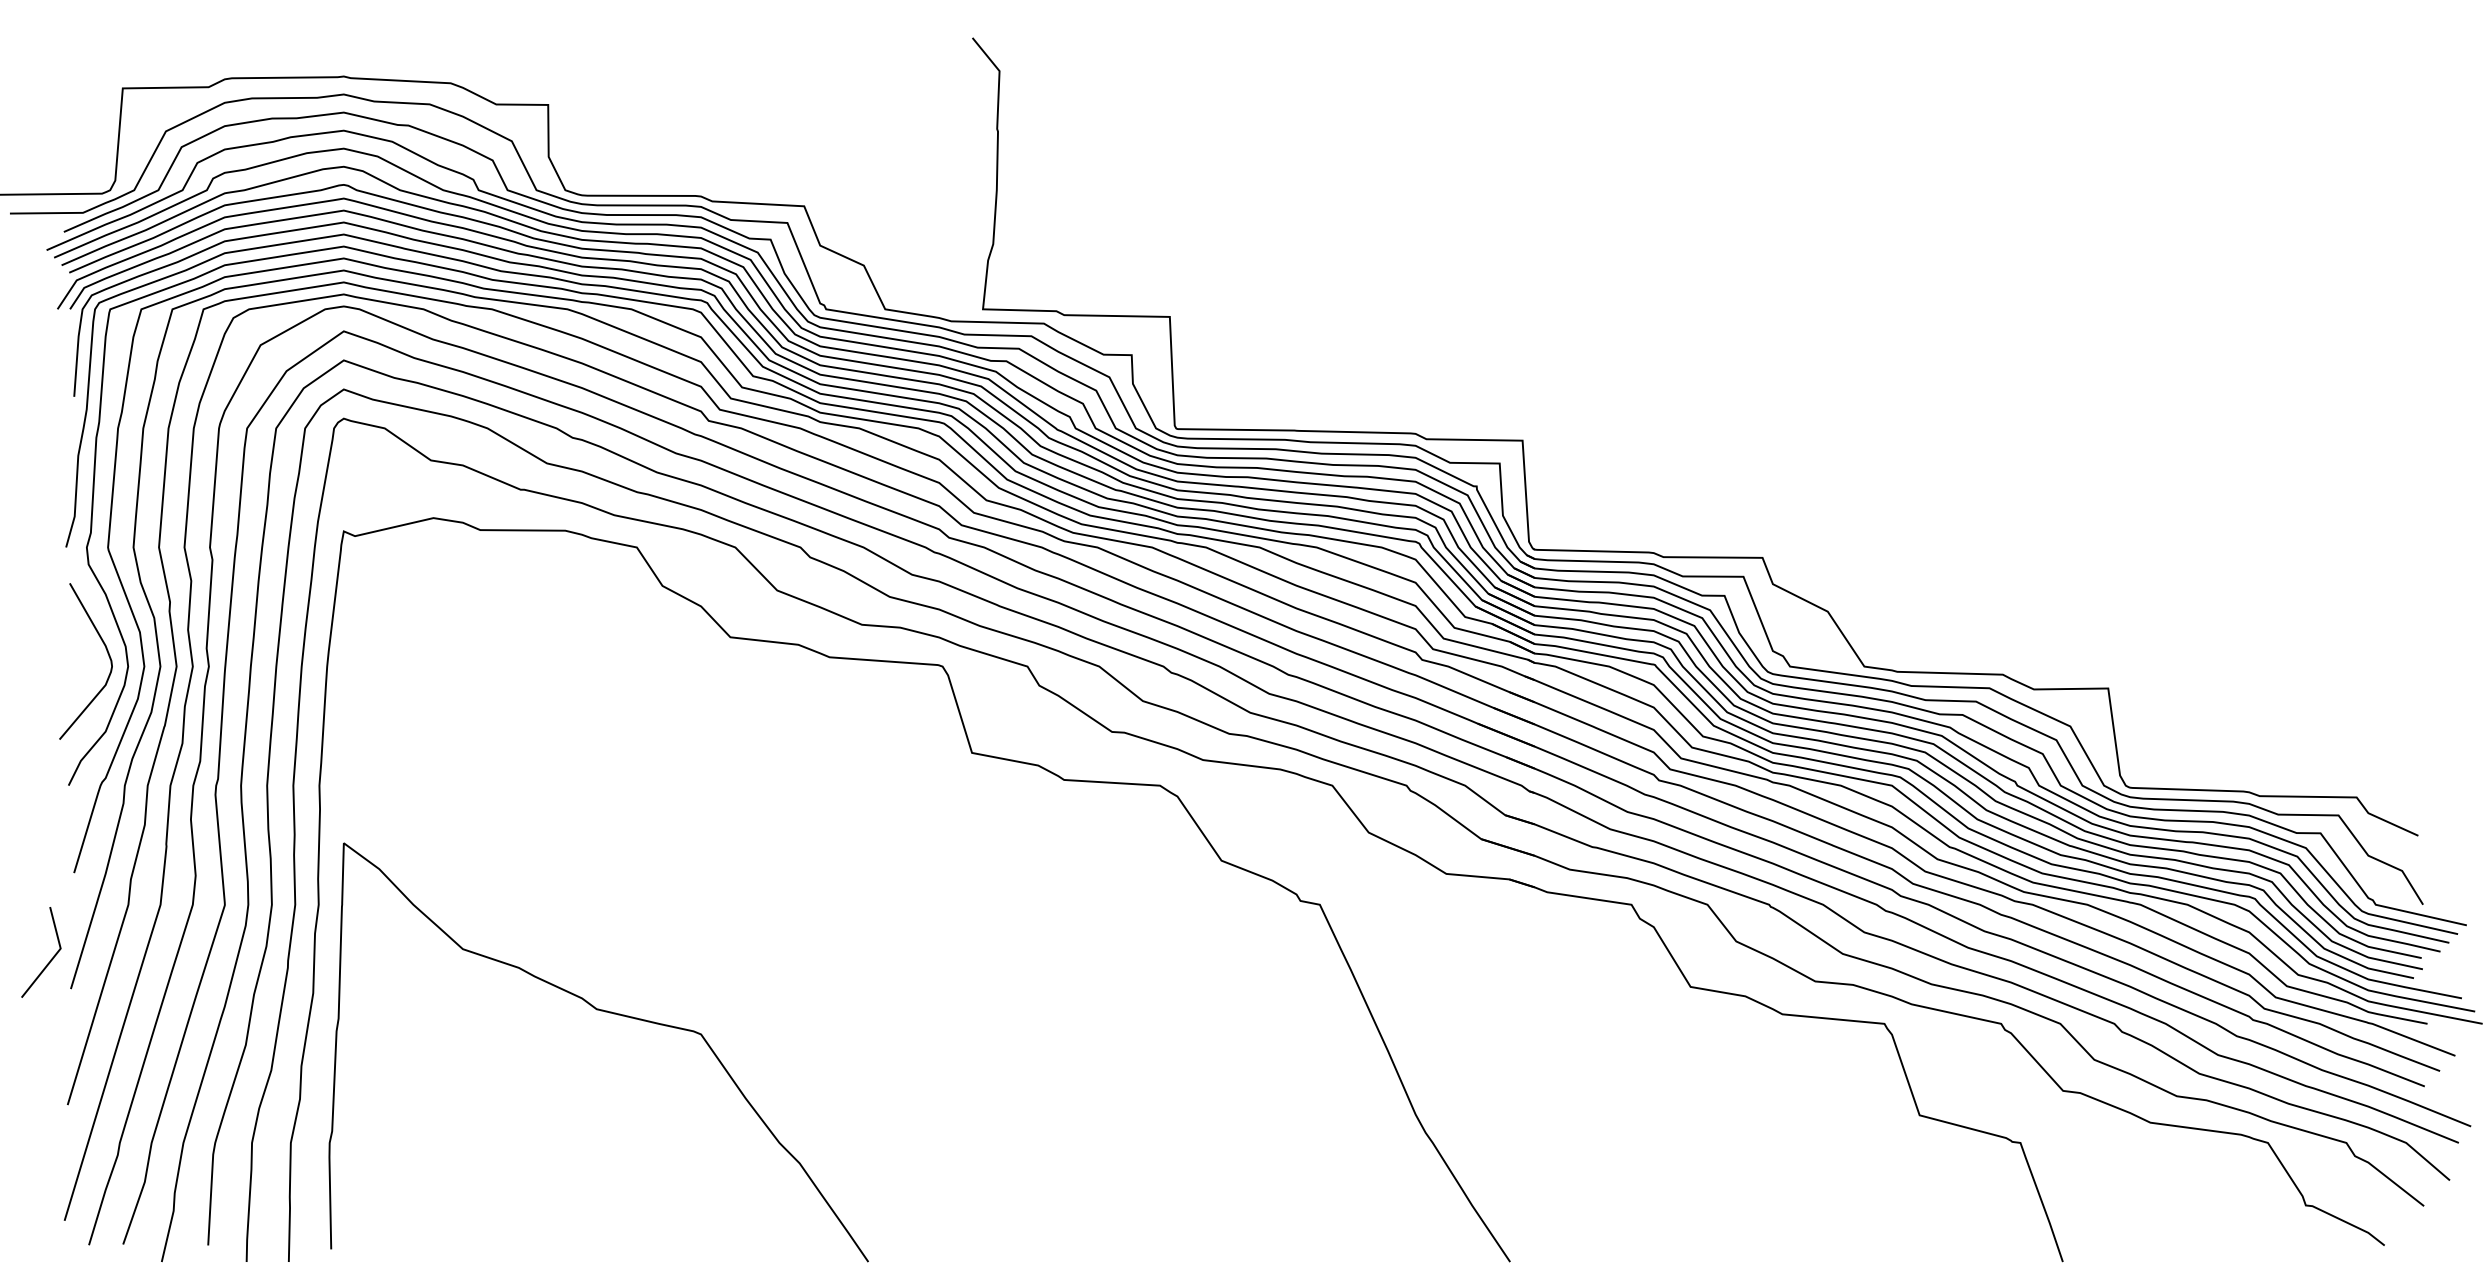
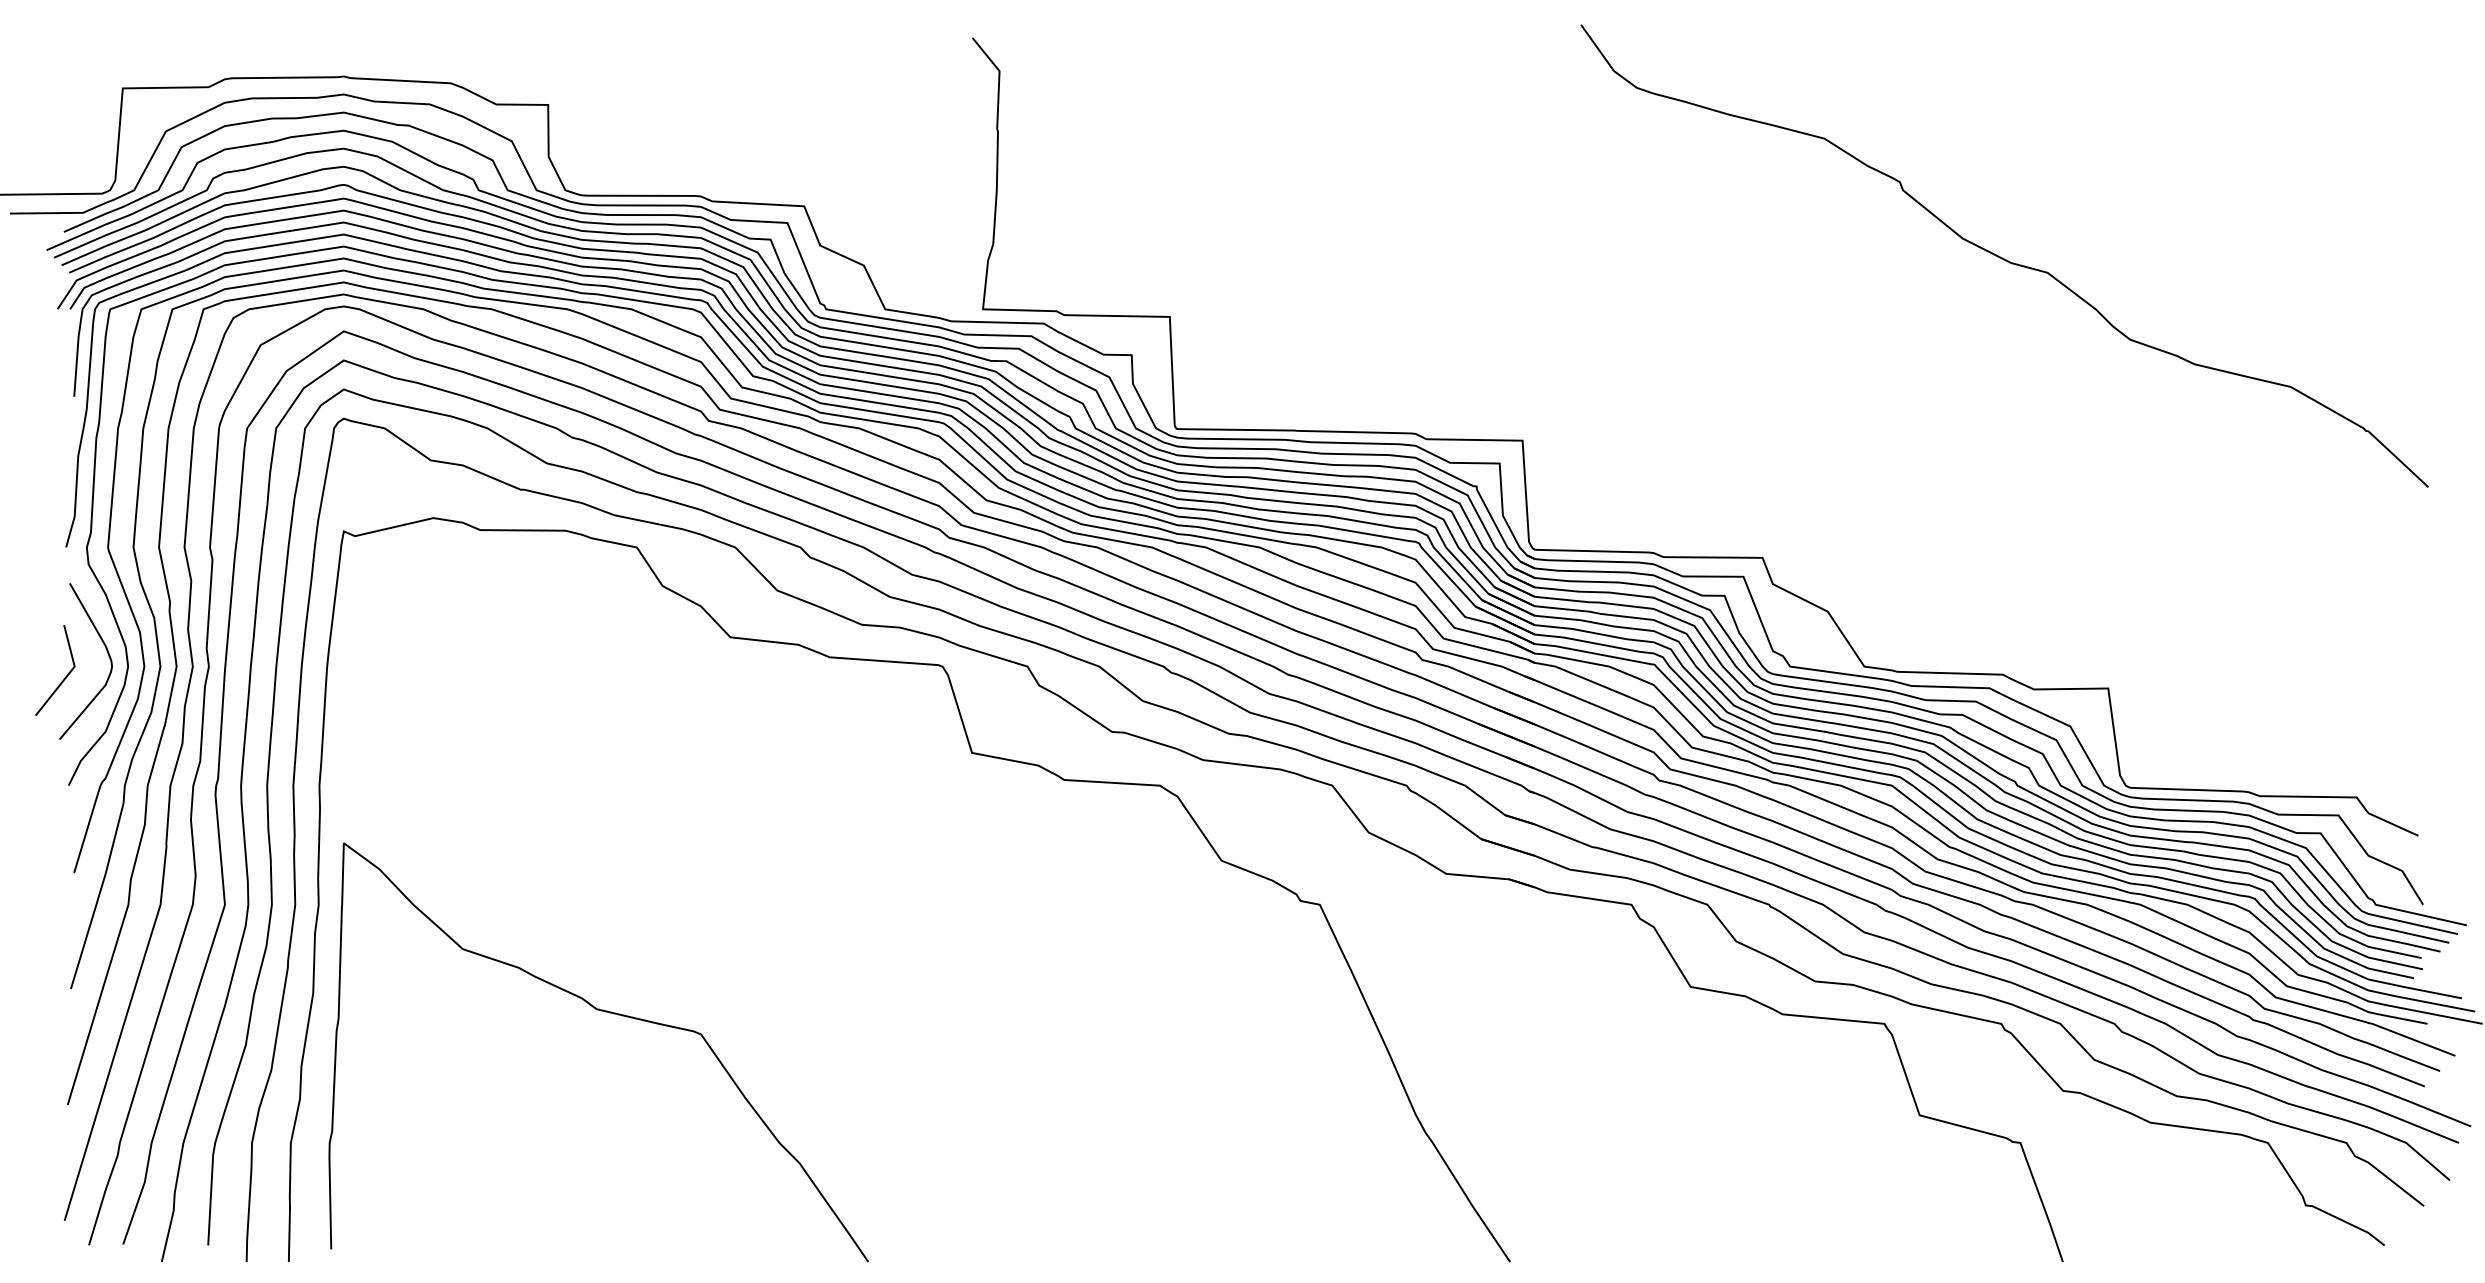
curve: none -> present (2002, 257)
line position: (50, 959) -> (64, 677) (64, 677)
